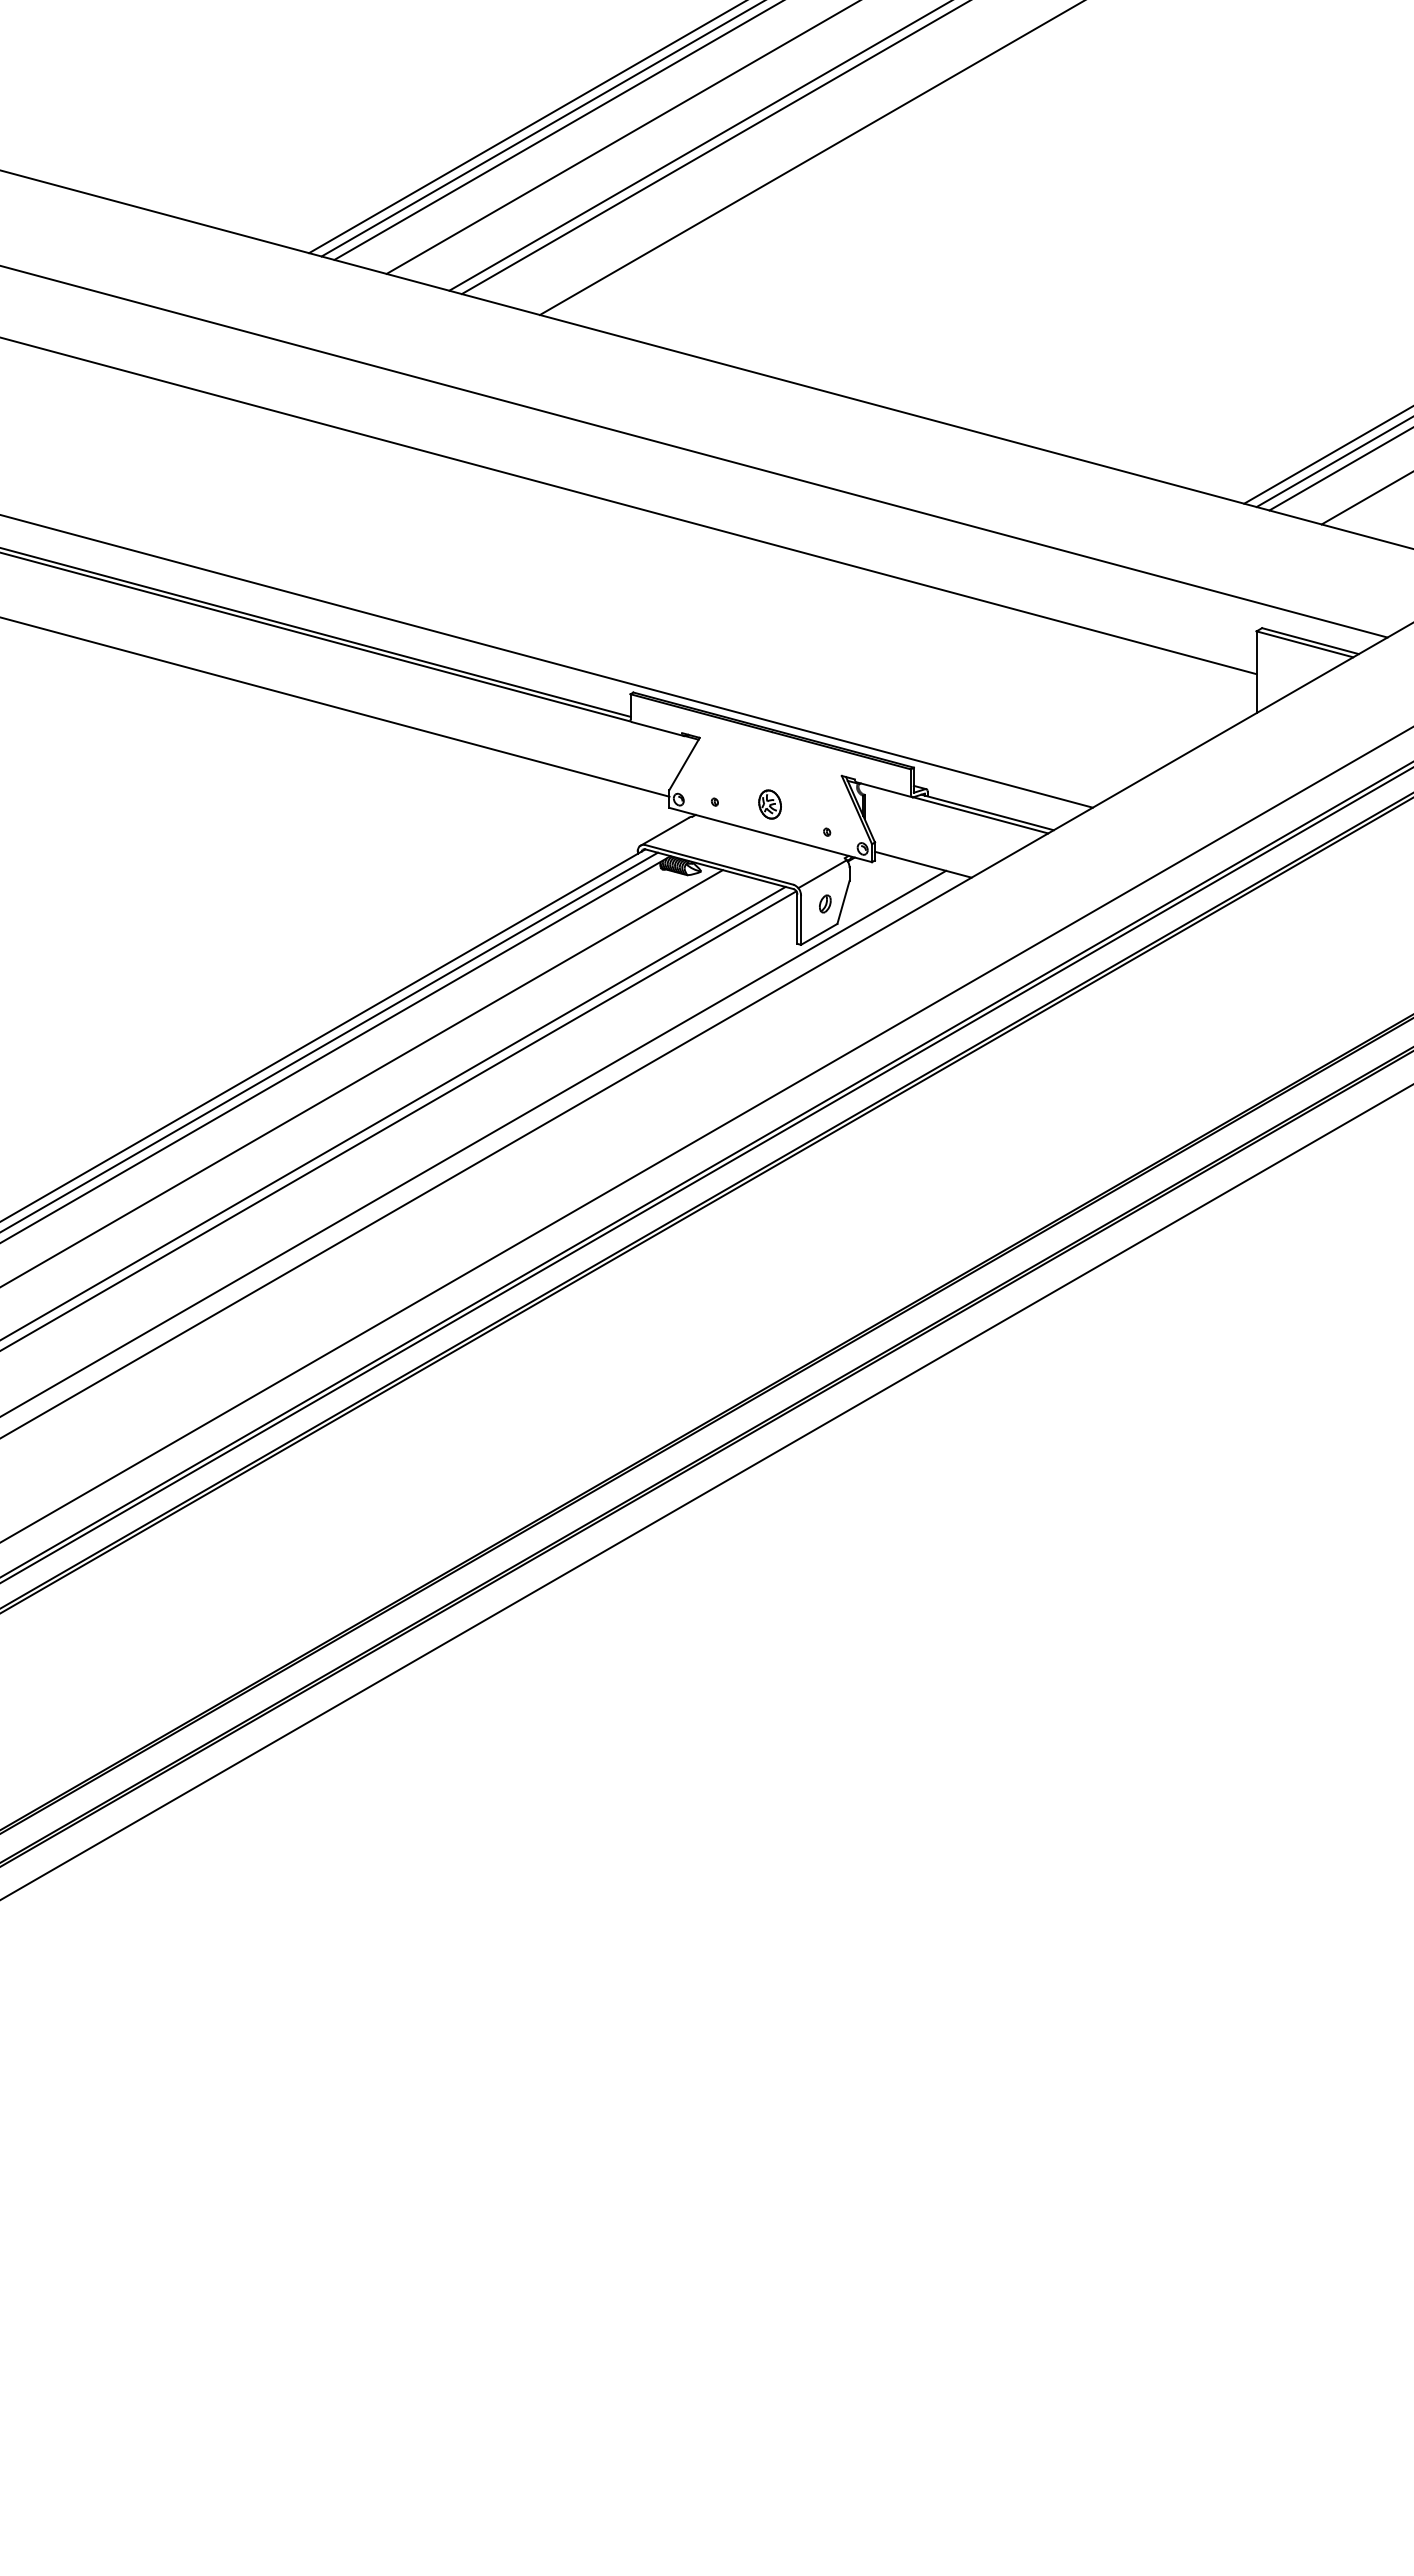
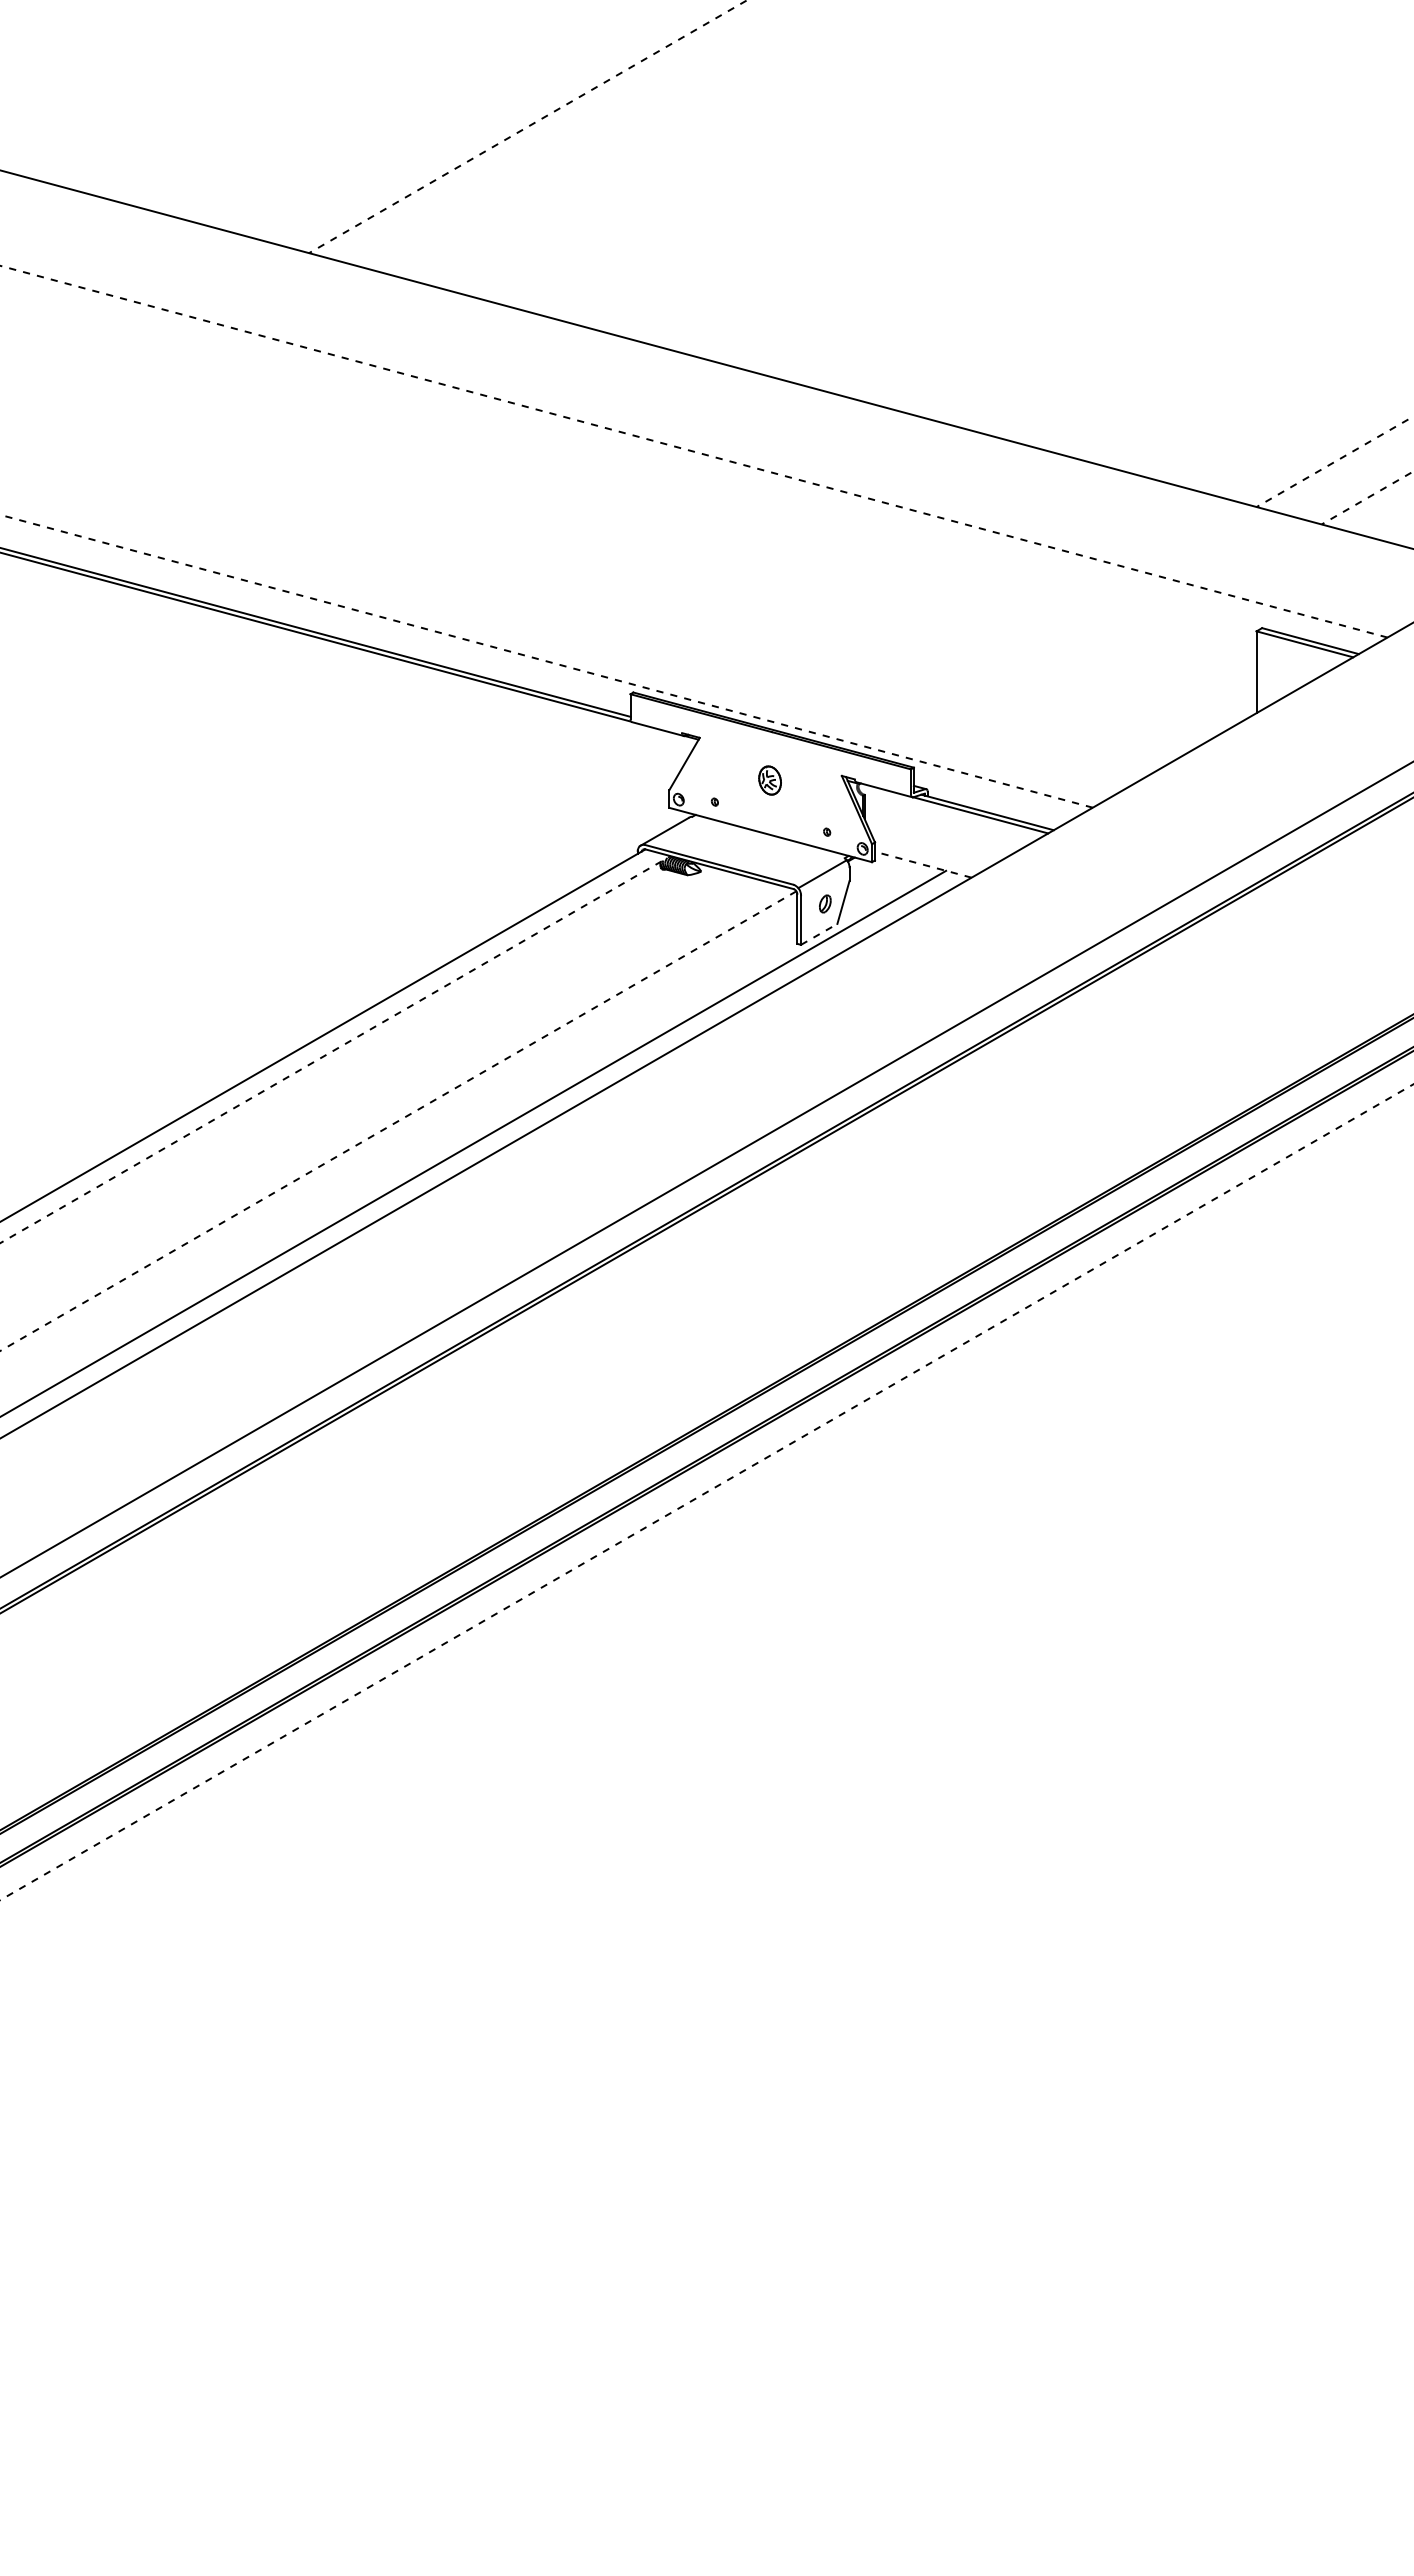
line: solid -> dashed (528, 126)
line: present -> none (541, 129)
line: present -> none (557, 130)
line: present -> none (621, 137)
line: present -> none (699, 146)
line: present -> none (714, 148)
line: present -> none (810, 158)
line: solid -> dashed (693, 451)
line: present -> none (1327, 455)
line: solid -> dashed (1334, 462)
line: present -> none (1339, 469)
line: solid -> dashed (1367, 497)
line: present -> none (629, 506)
line: solid -> dashed (546, 661)
line: present -> none (335, 707)
part position: (769, 804) -> (769, 780) (769, 780)
line: solid -> dashed (923, 864)
line: solid -> dashed (819, 934)
line: present -> none (329, 1041)
line: solid -> dashed (335, 1049)
line: present -> none (362, 1078)
line: present -> none (393, 1112)
line: solid -> dashed (398, 1121)
line: present -> none (706, 1134)
line: present -> none (706, 1175)
line: solid -> dashed (706, 1492)
